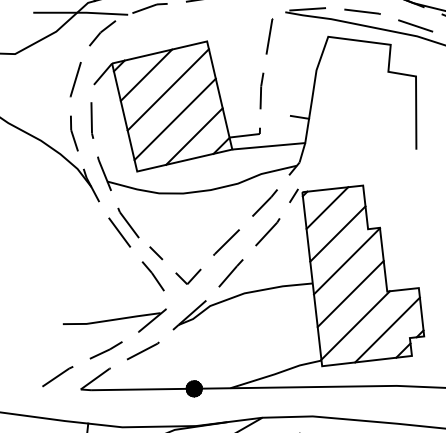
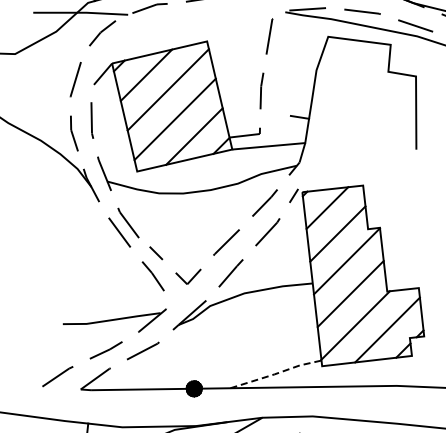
line: solid -> dashed (275, 374)
